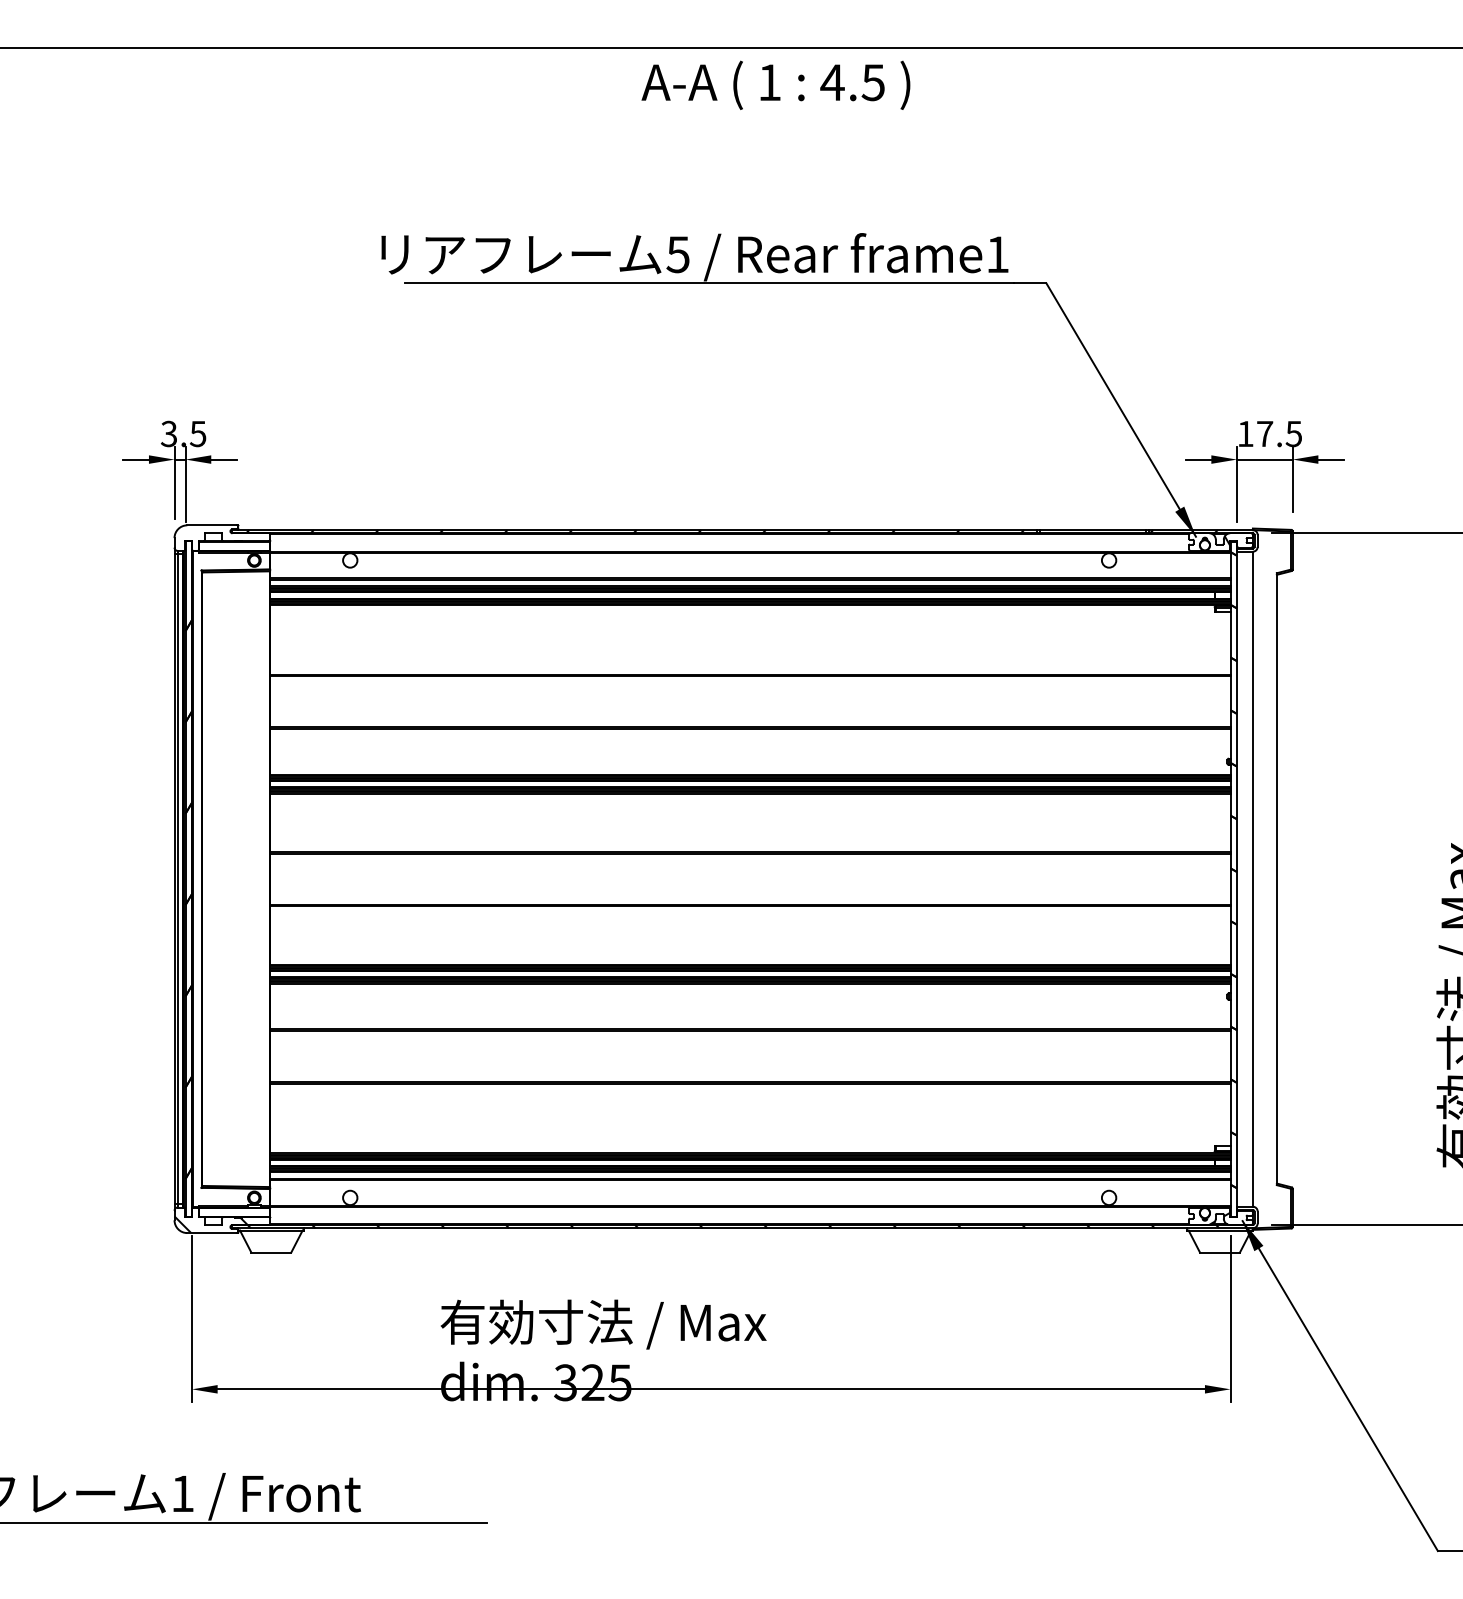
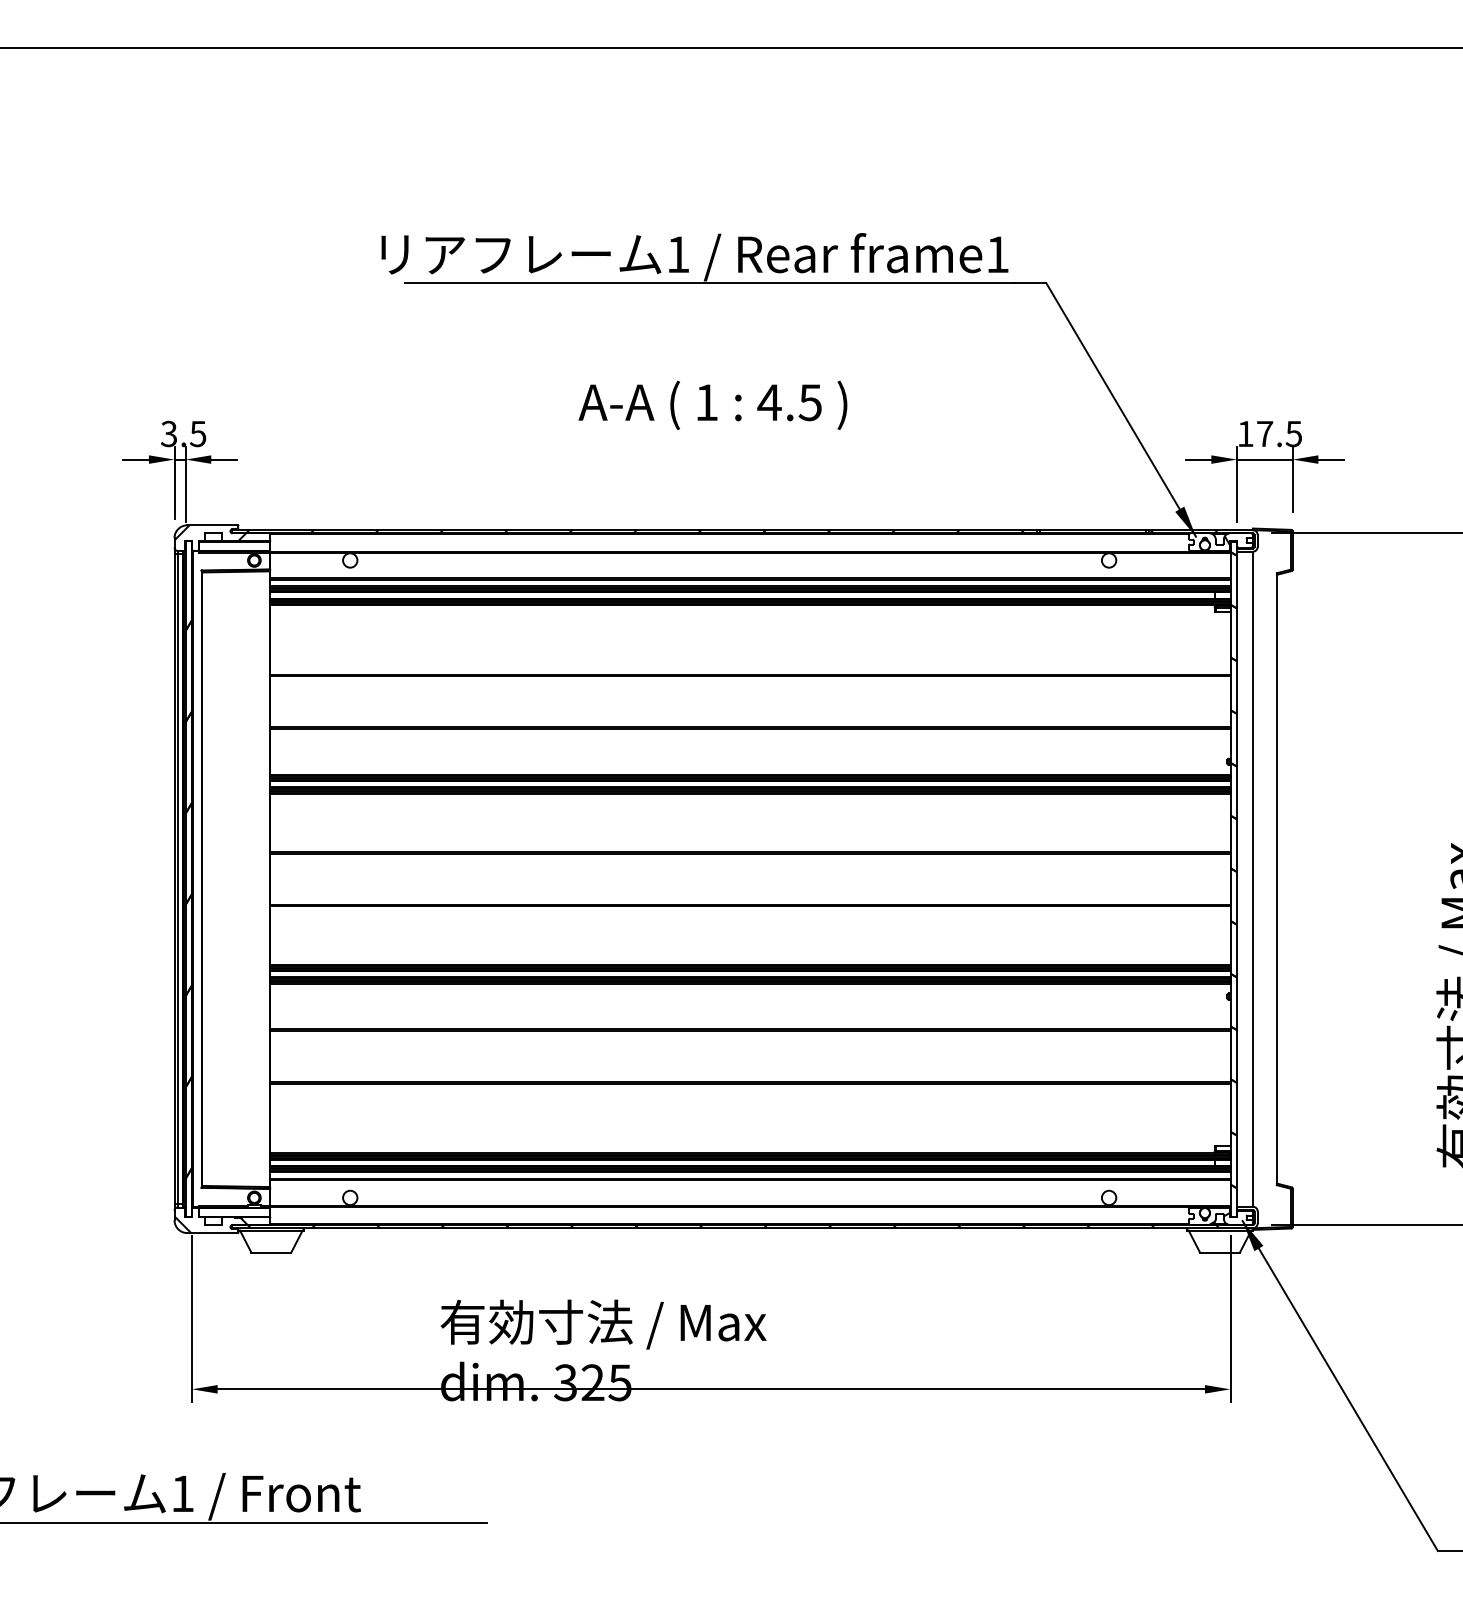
text position: (775, 84) -> (712, 404) (712, 404)
text: 5 -> 1 (677, 254)
hatch: none -> present (210, 532)
